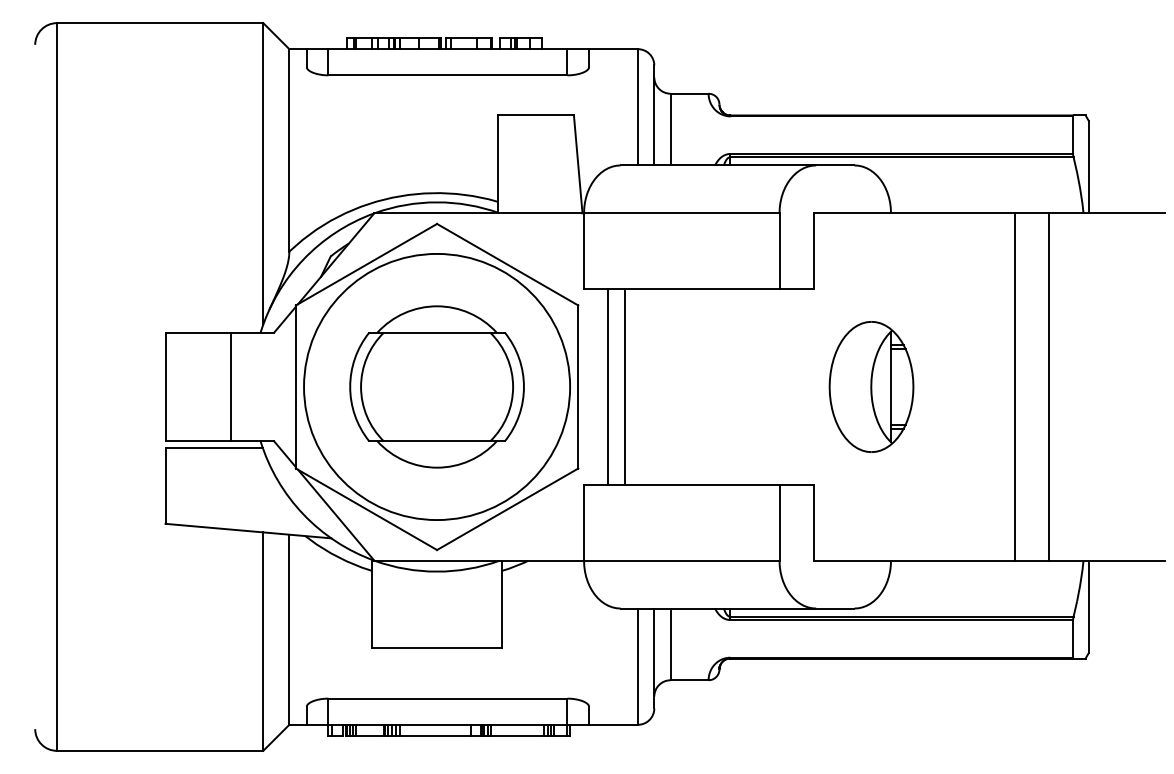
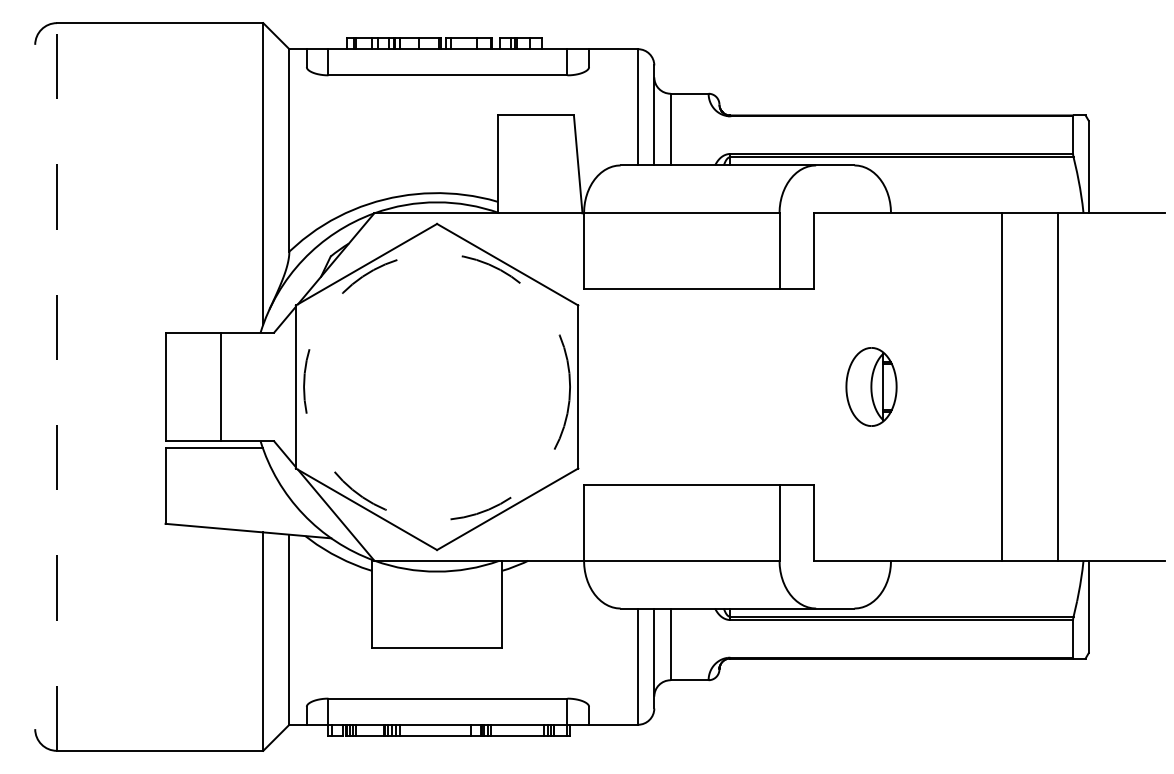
line position: (230, 386) -> (220, 386) (220, 386)
part: present -> none (436, 386)
circle: solid -> dashed (437, 386)
line: present -> none (608, 386)
line: present -> none (624, 386)
part size: 87x132 px -> 53x80 px (871, 386)
line position: (1015, 386) -> (1002, 386) (1002, 386)
line position: (1048, 386) -> (1057, 386) (1057, 386)
line: solid -> dashed (56, 387)
